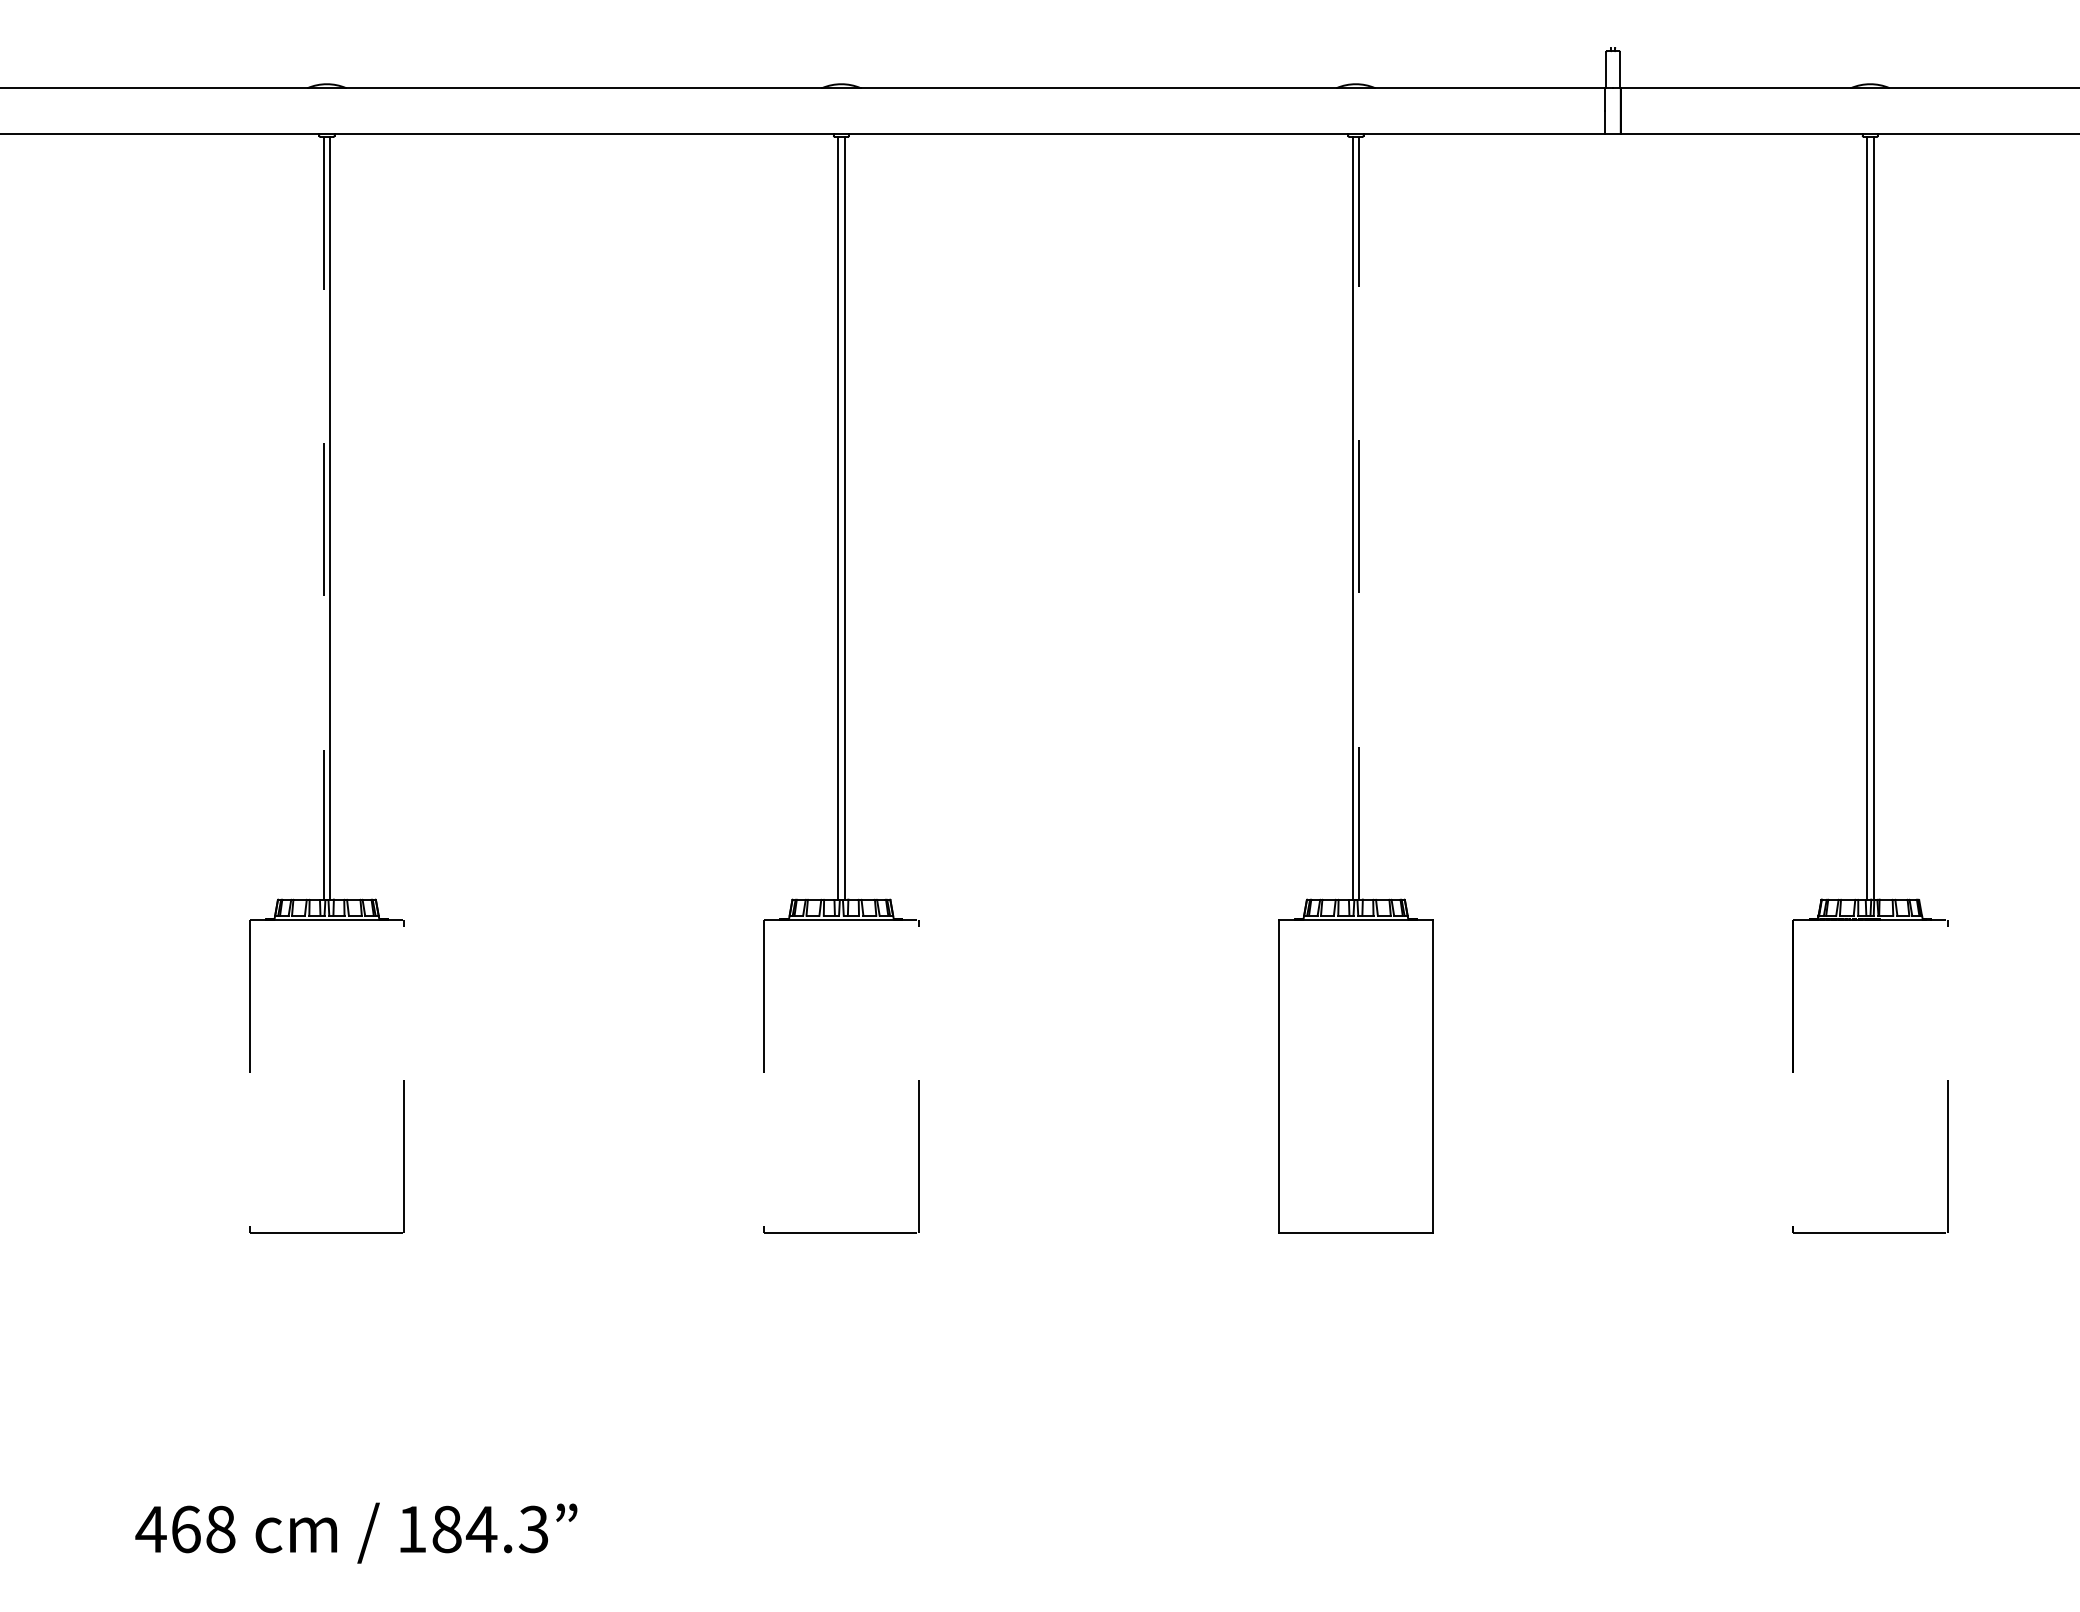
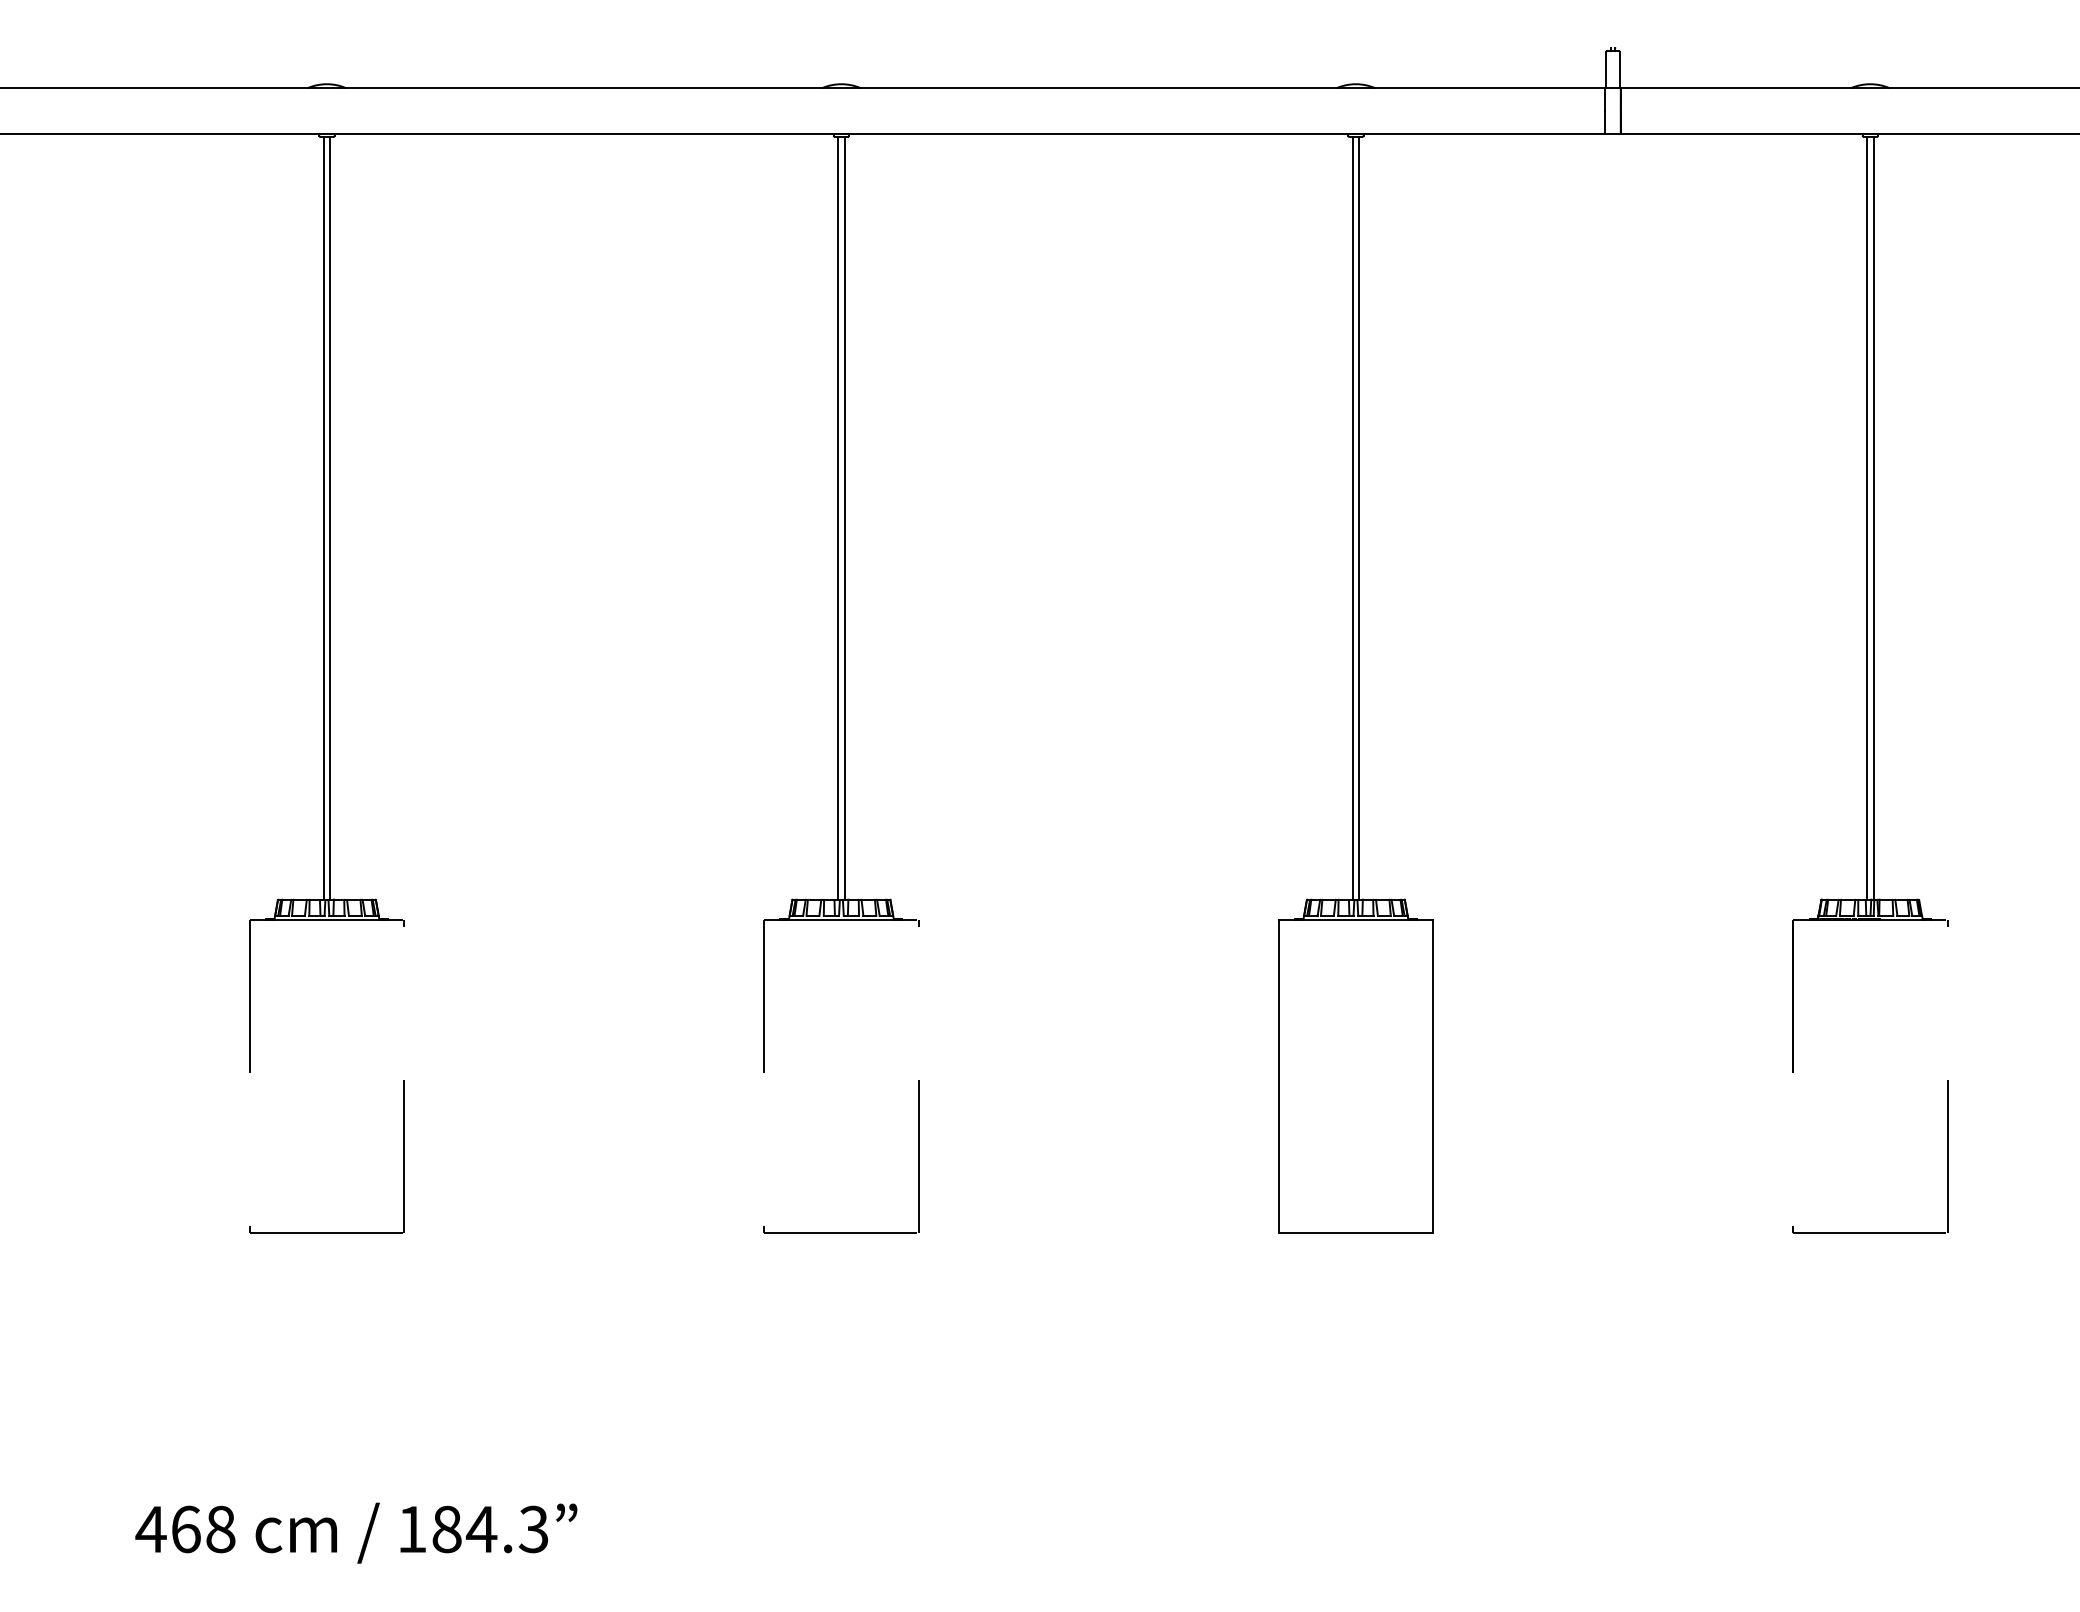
line: dashed -> solid (1359, 517)
line: dashed -> solid (323, 518)
